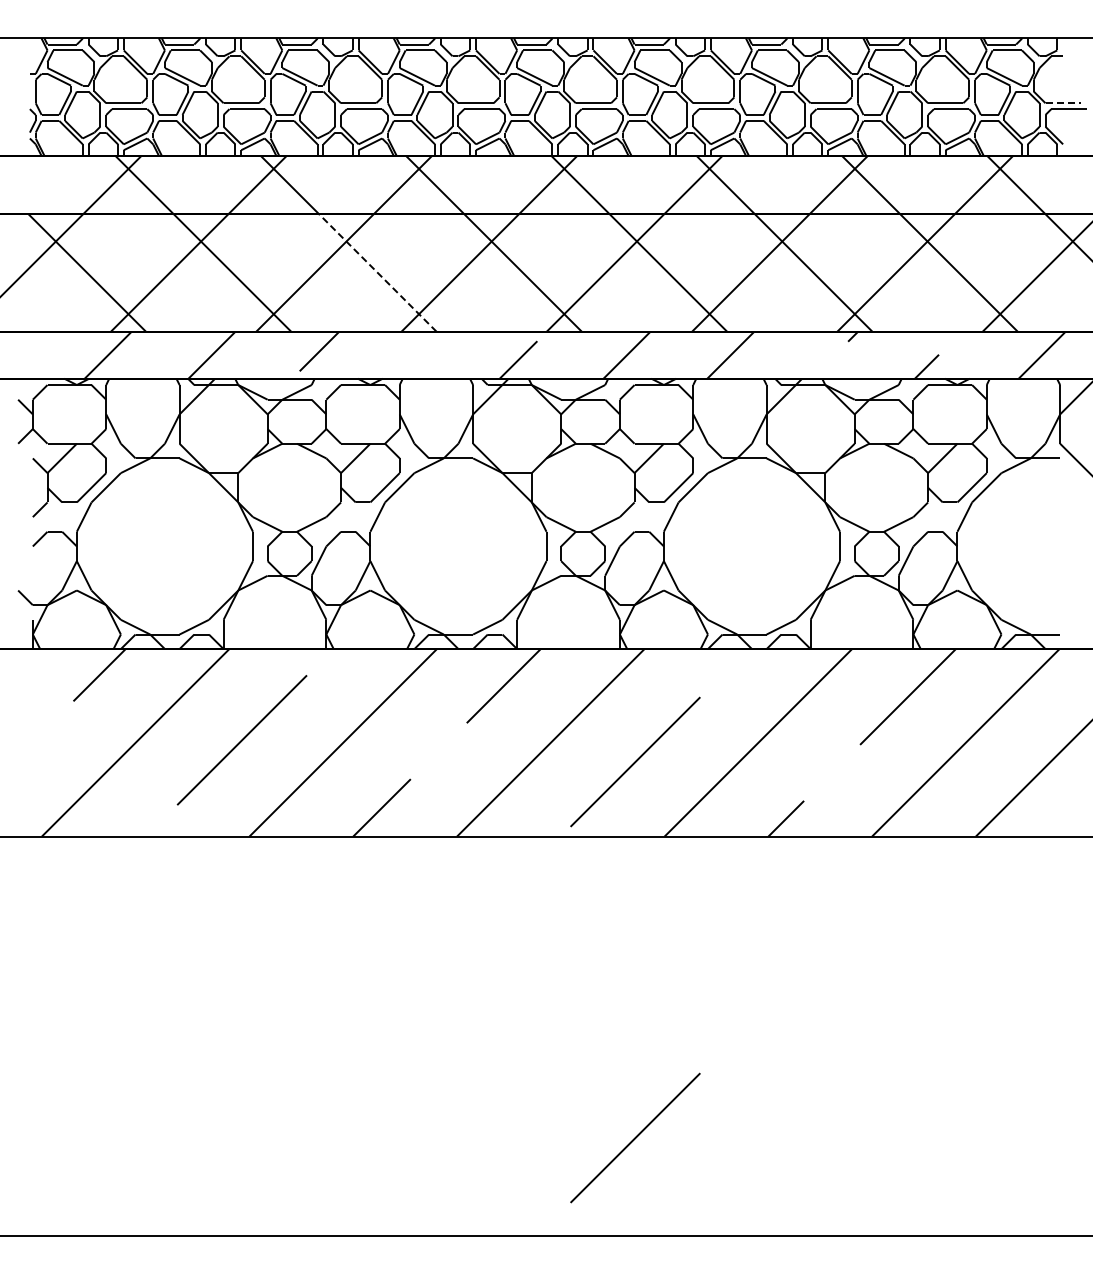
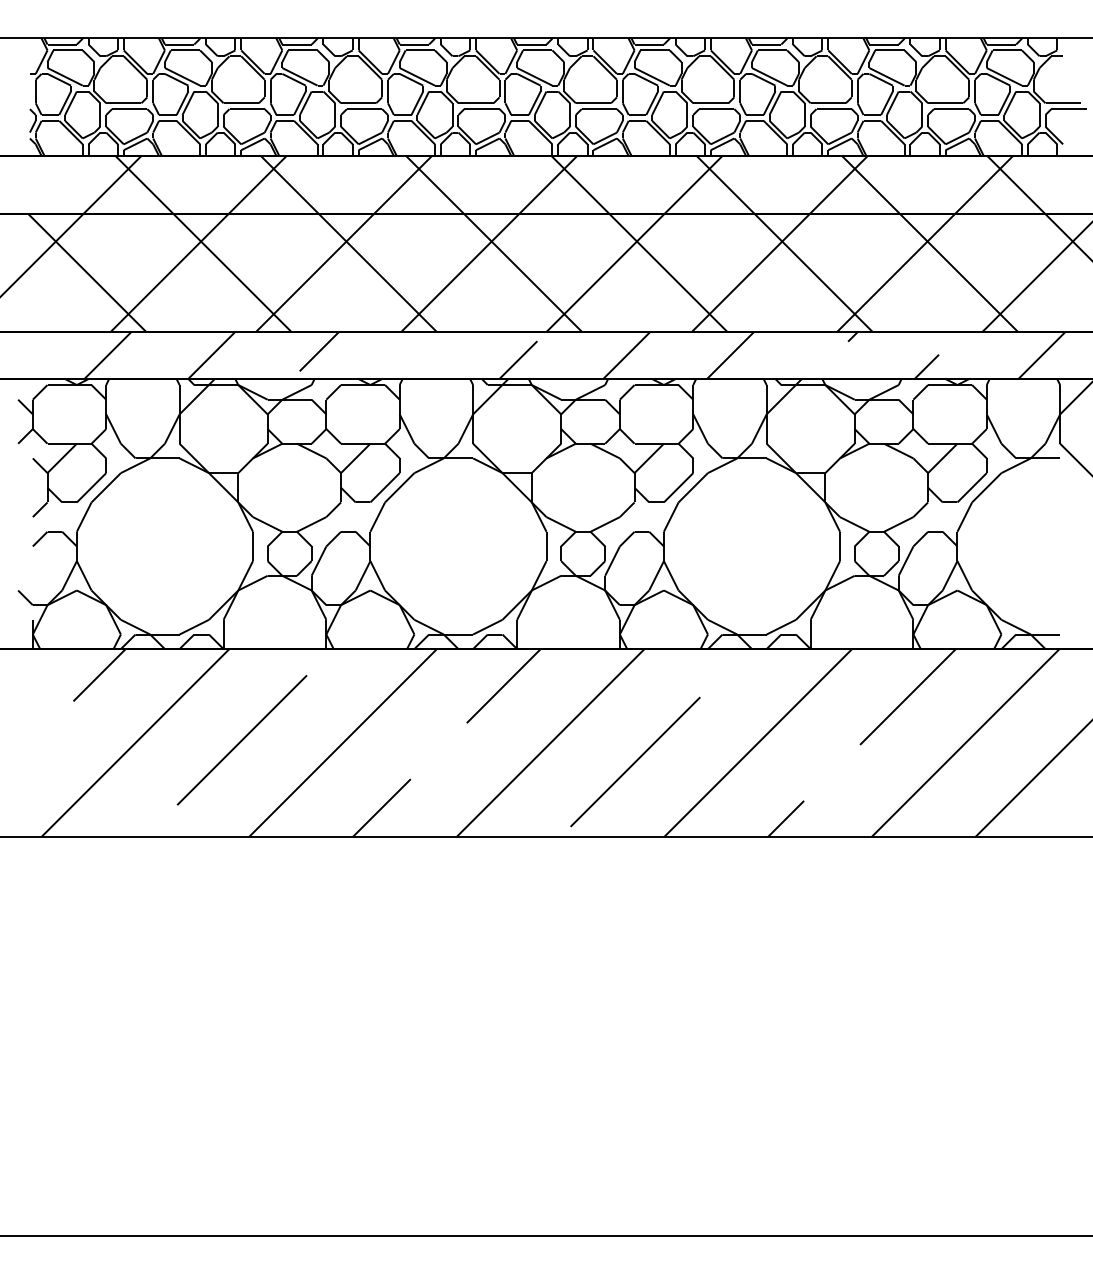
line: dashed -> solid (1063, 103)
line: dashed -> solid (377, 272)
line: present -> none (635, 1137)
